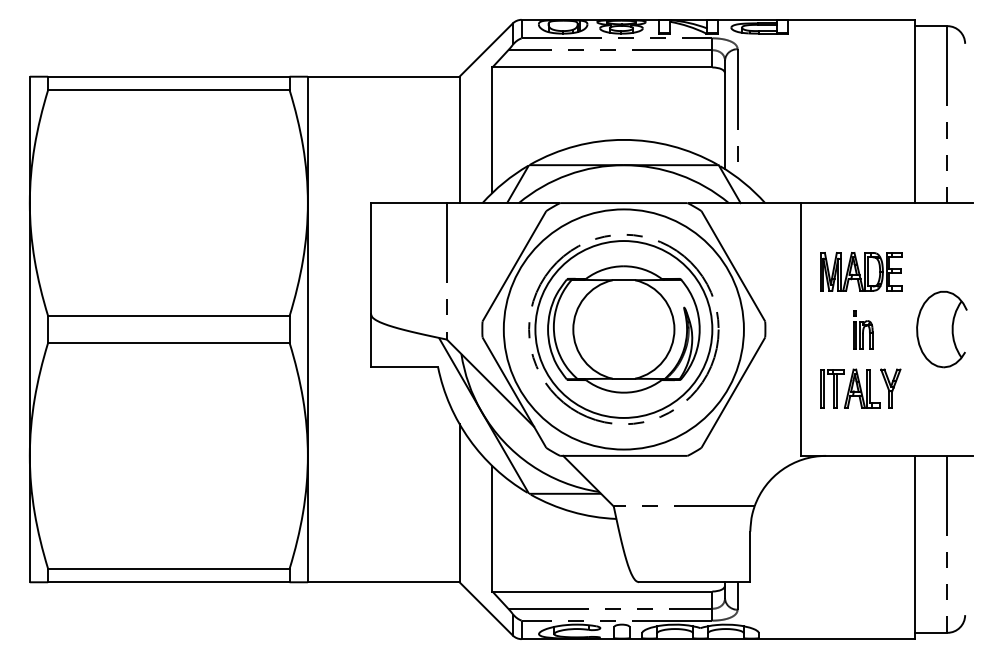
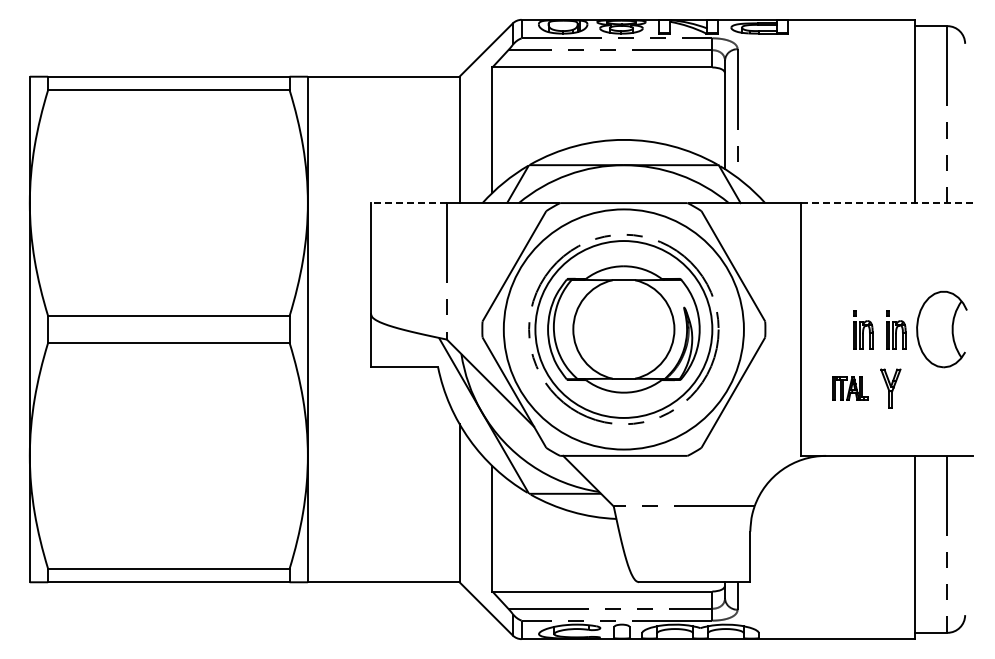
line: solid -> dashed (409, 203)
line: solid -> dashed (886, 203)
part: present -> none (861, 271)
part: none -> present (896, 329)
part size: 61x41 px -> 37x25 px (850, 388)
